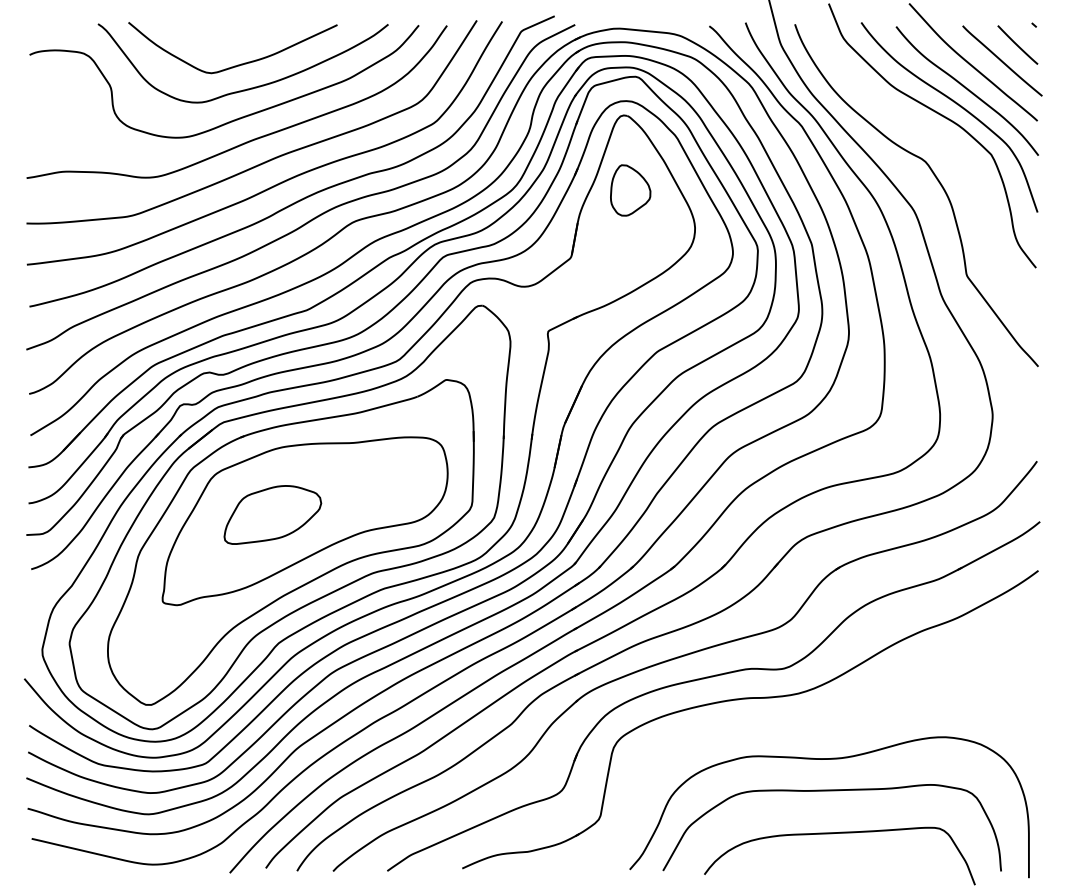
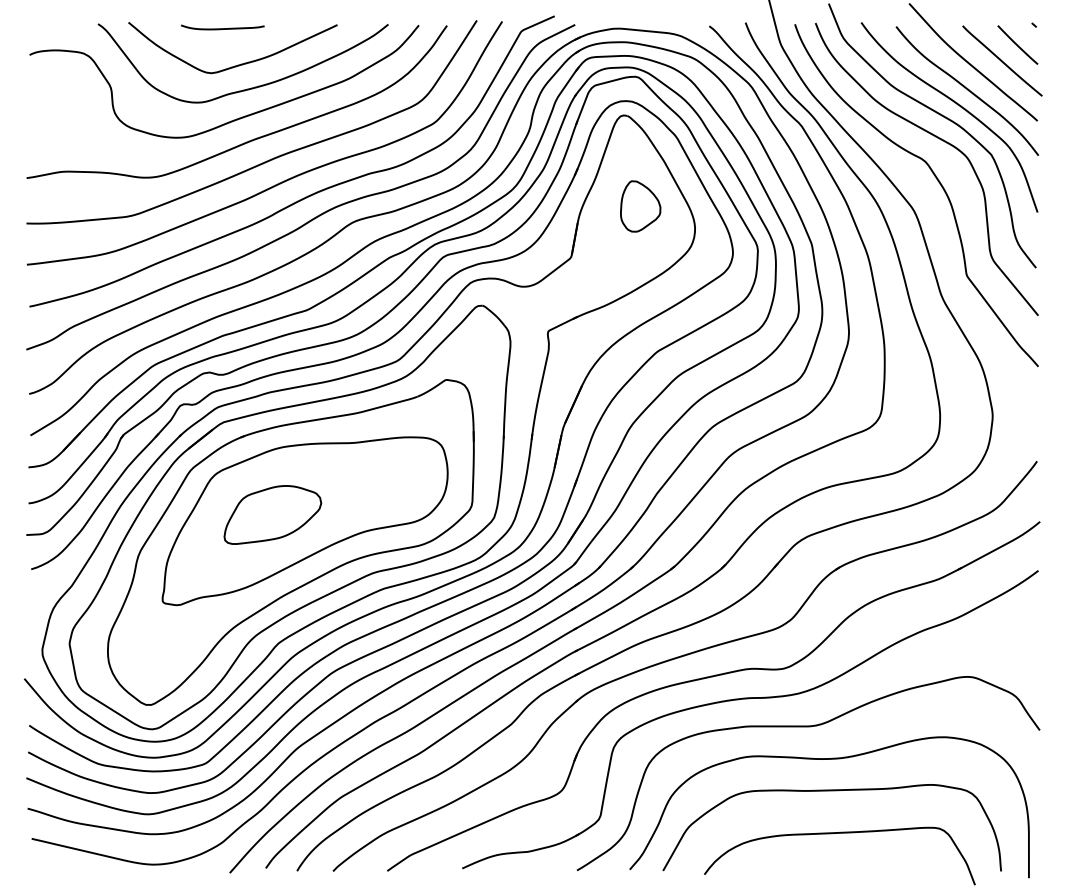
curve: none -> present (222, 28)
curve: none -> present (942, 141)
part position: (630, 190) -> (640, 206) (640, 206)
curve: none -> present (808, 727)
